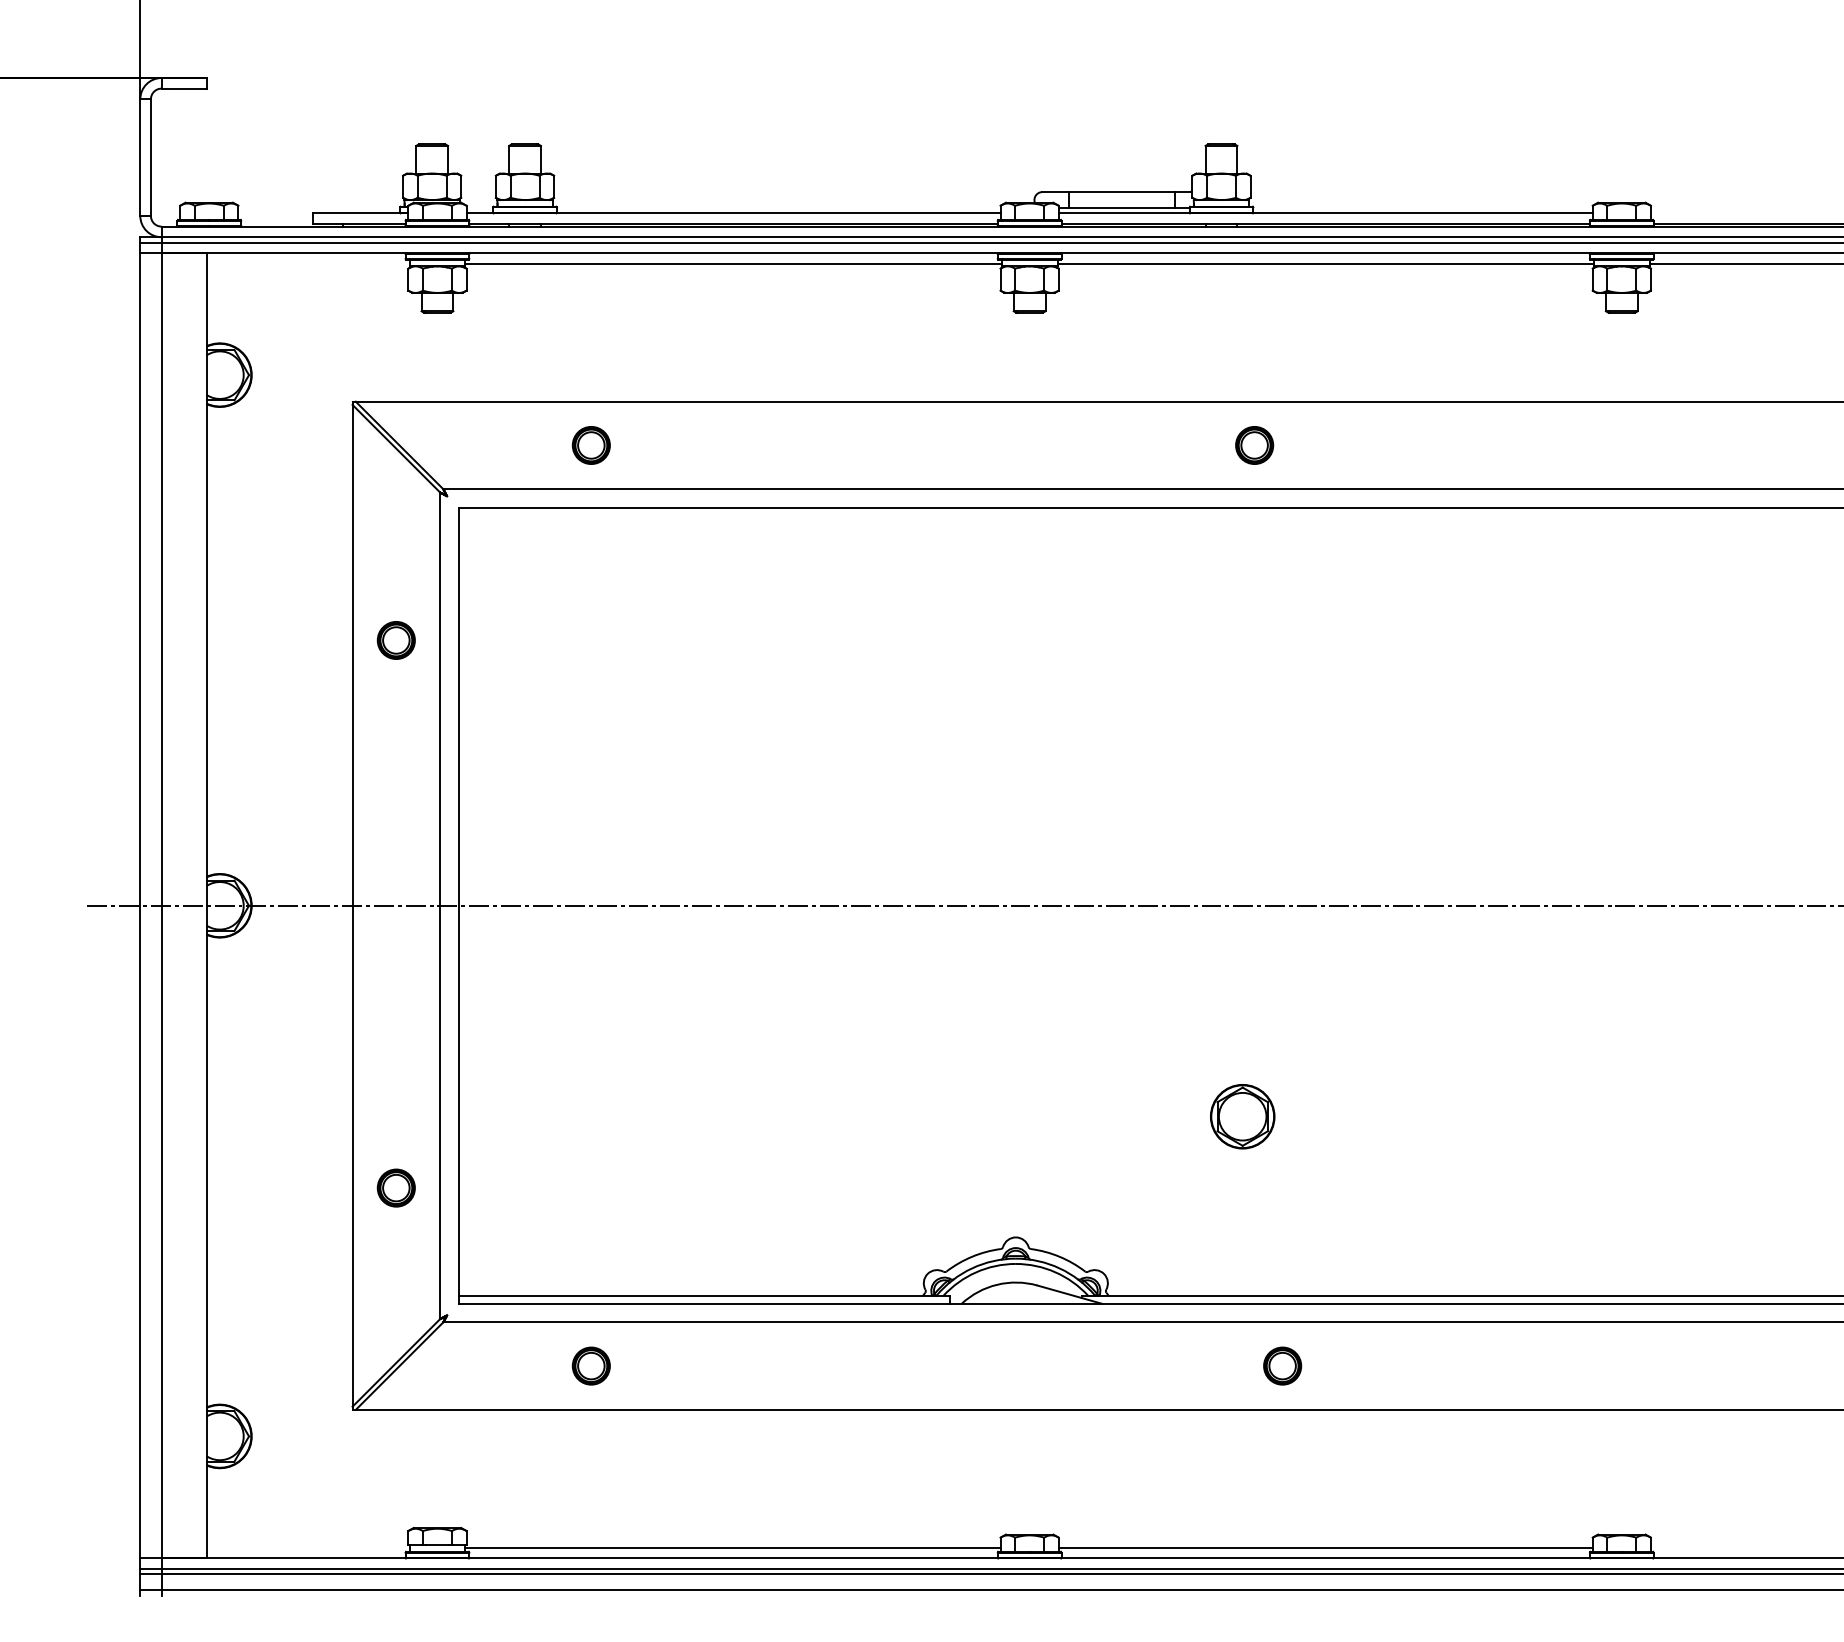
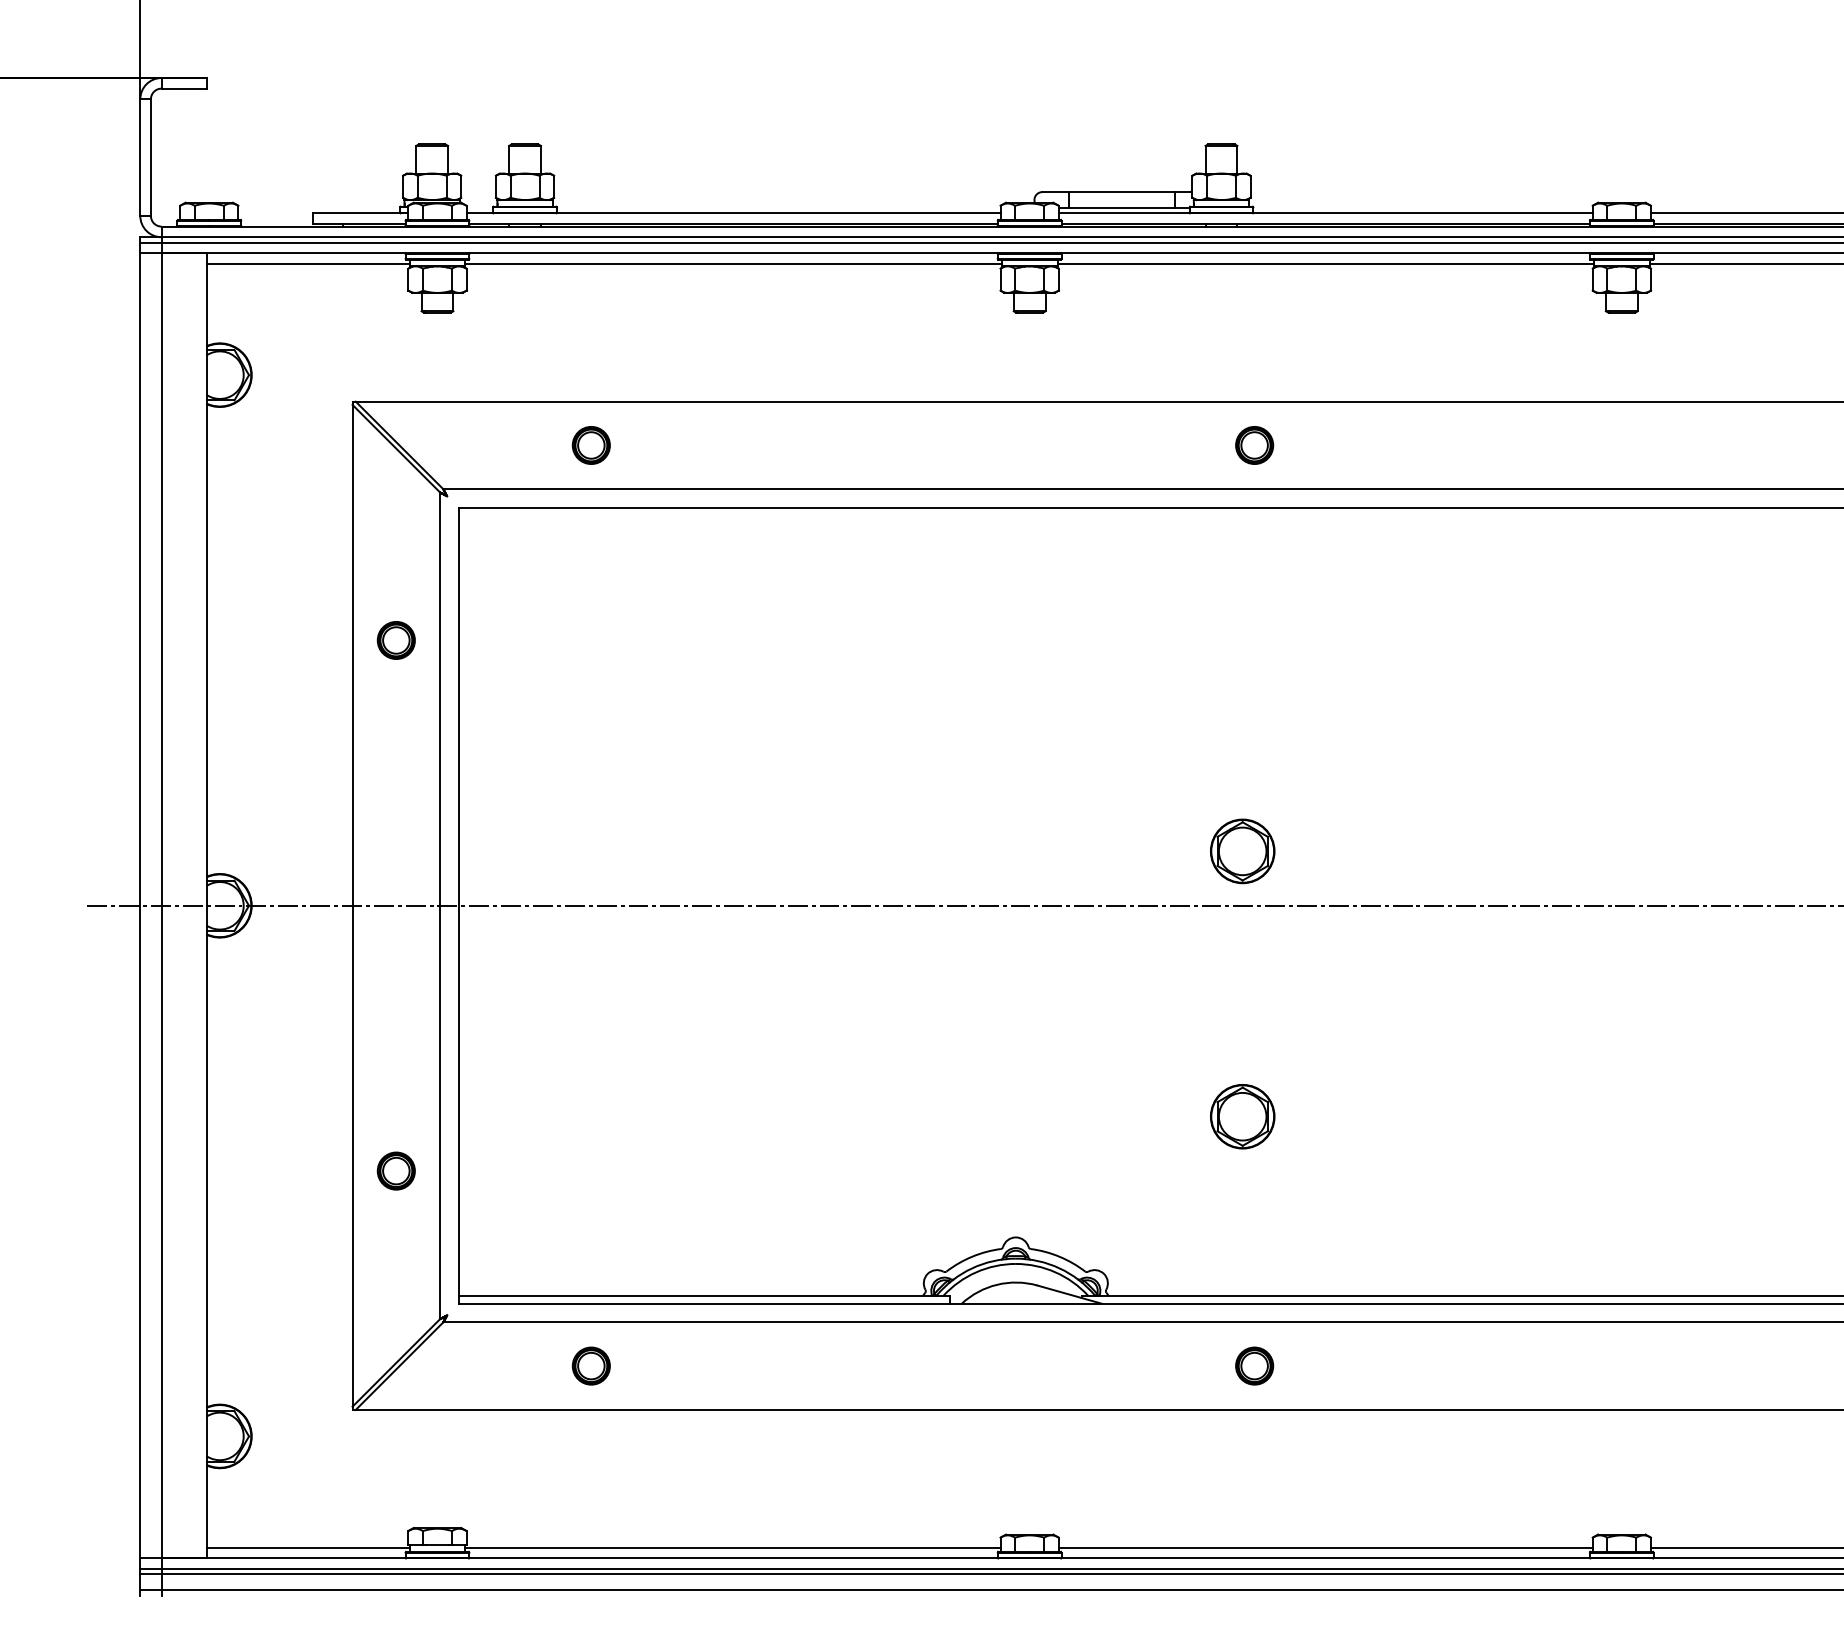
line: none -> present (1745, 213)
line: none -> present (307, 263)
part: none -> present (1242, 851)
part position: (395, 1187) -> (395, 1170) (395, 1170)
part position: (1282, 1365) -> (1254, 1365) (1254, 1365)
line: none -> present (307, 1547)
line: none -> present (1745, 1547)
